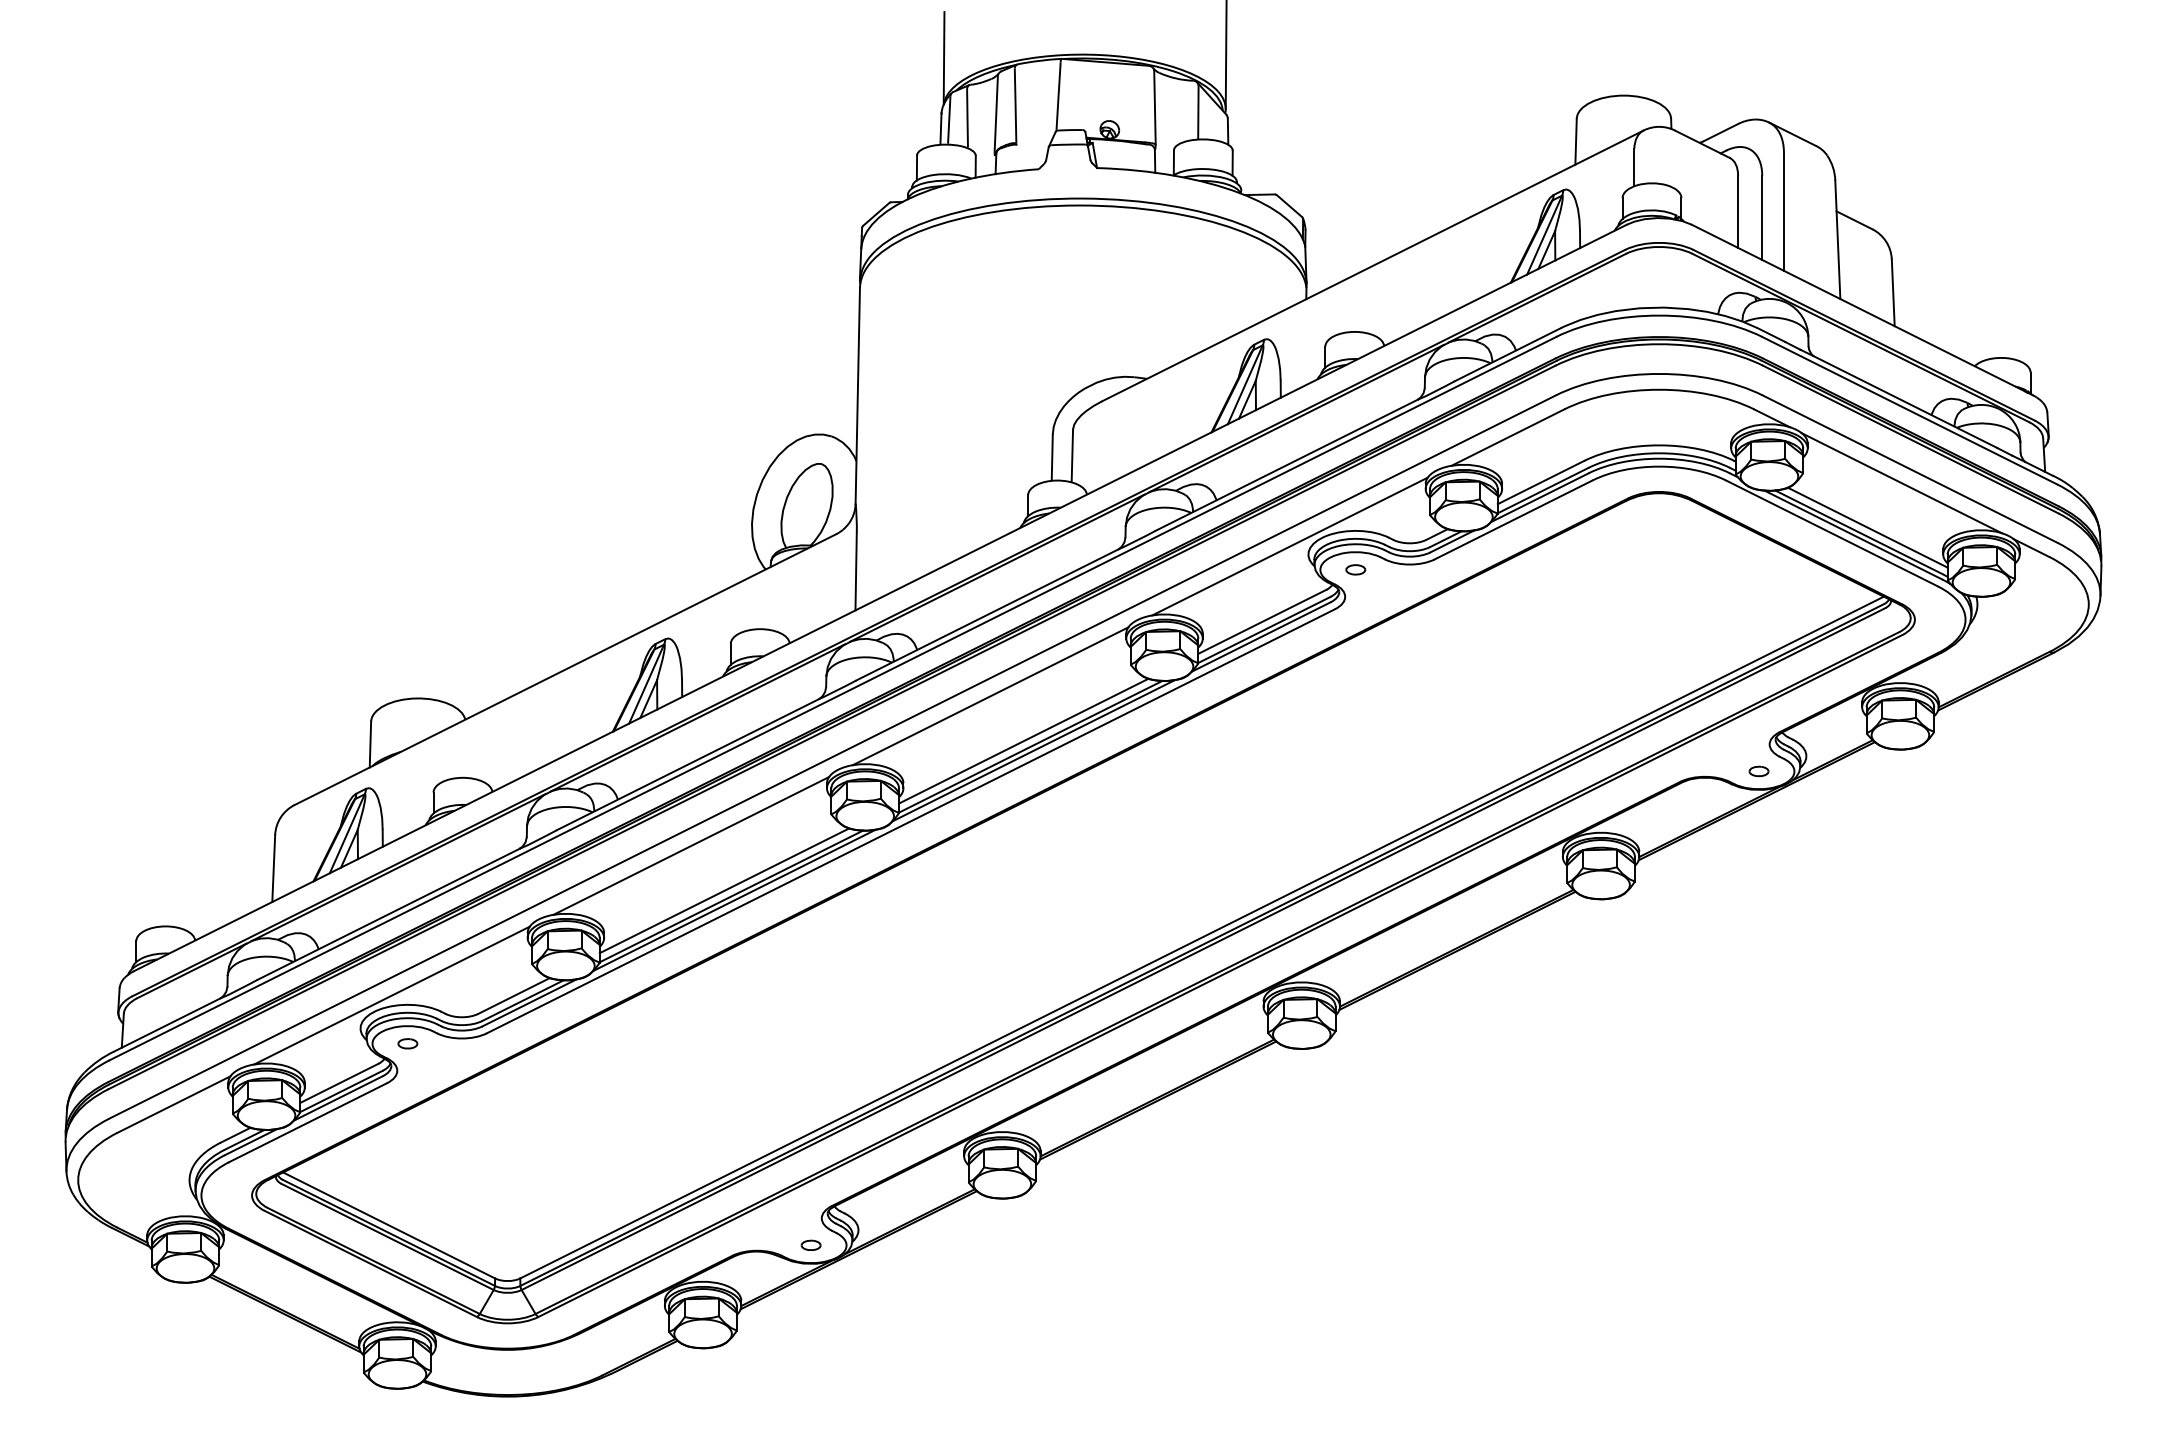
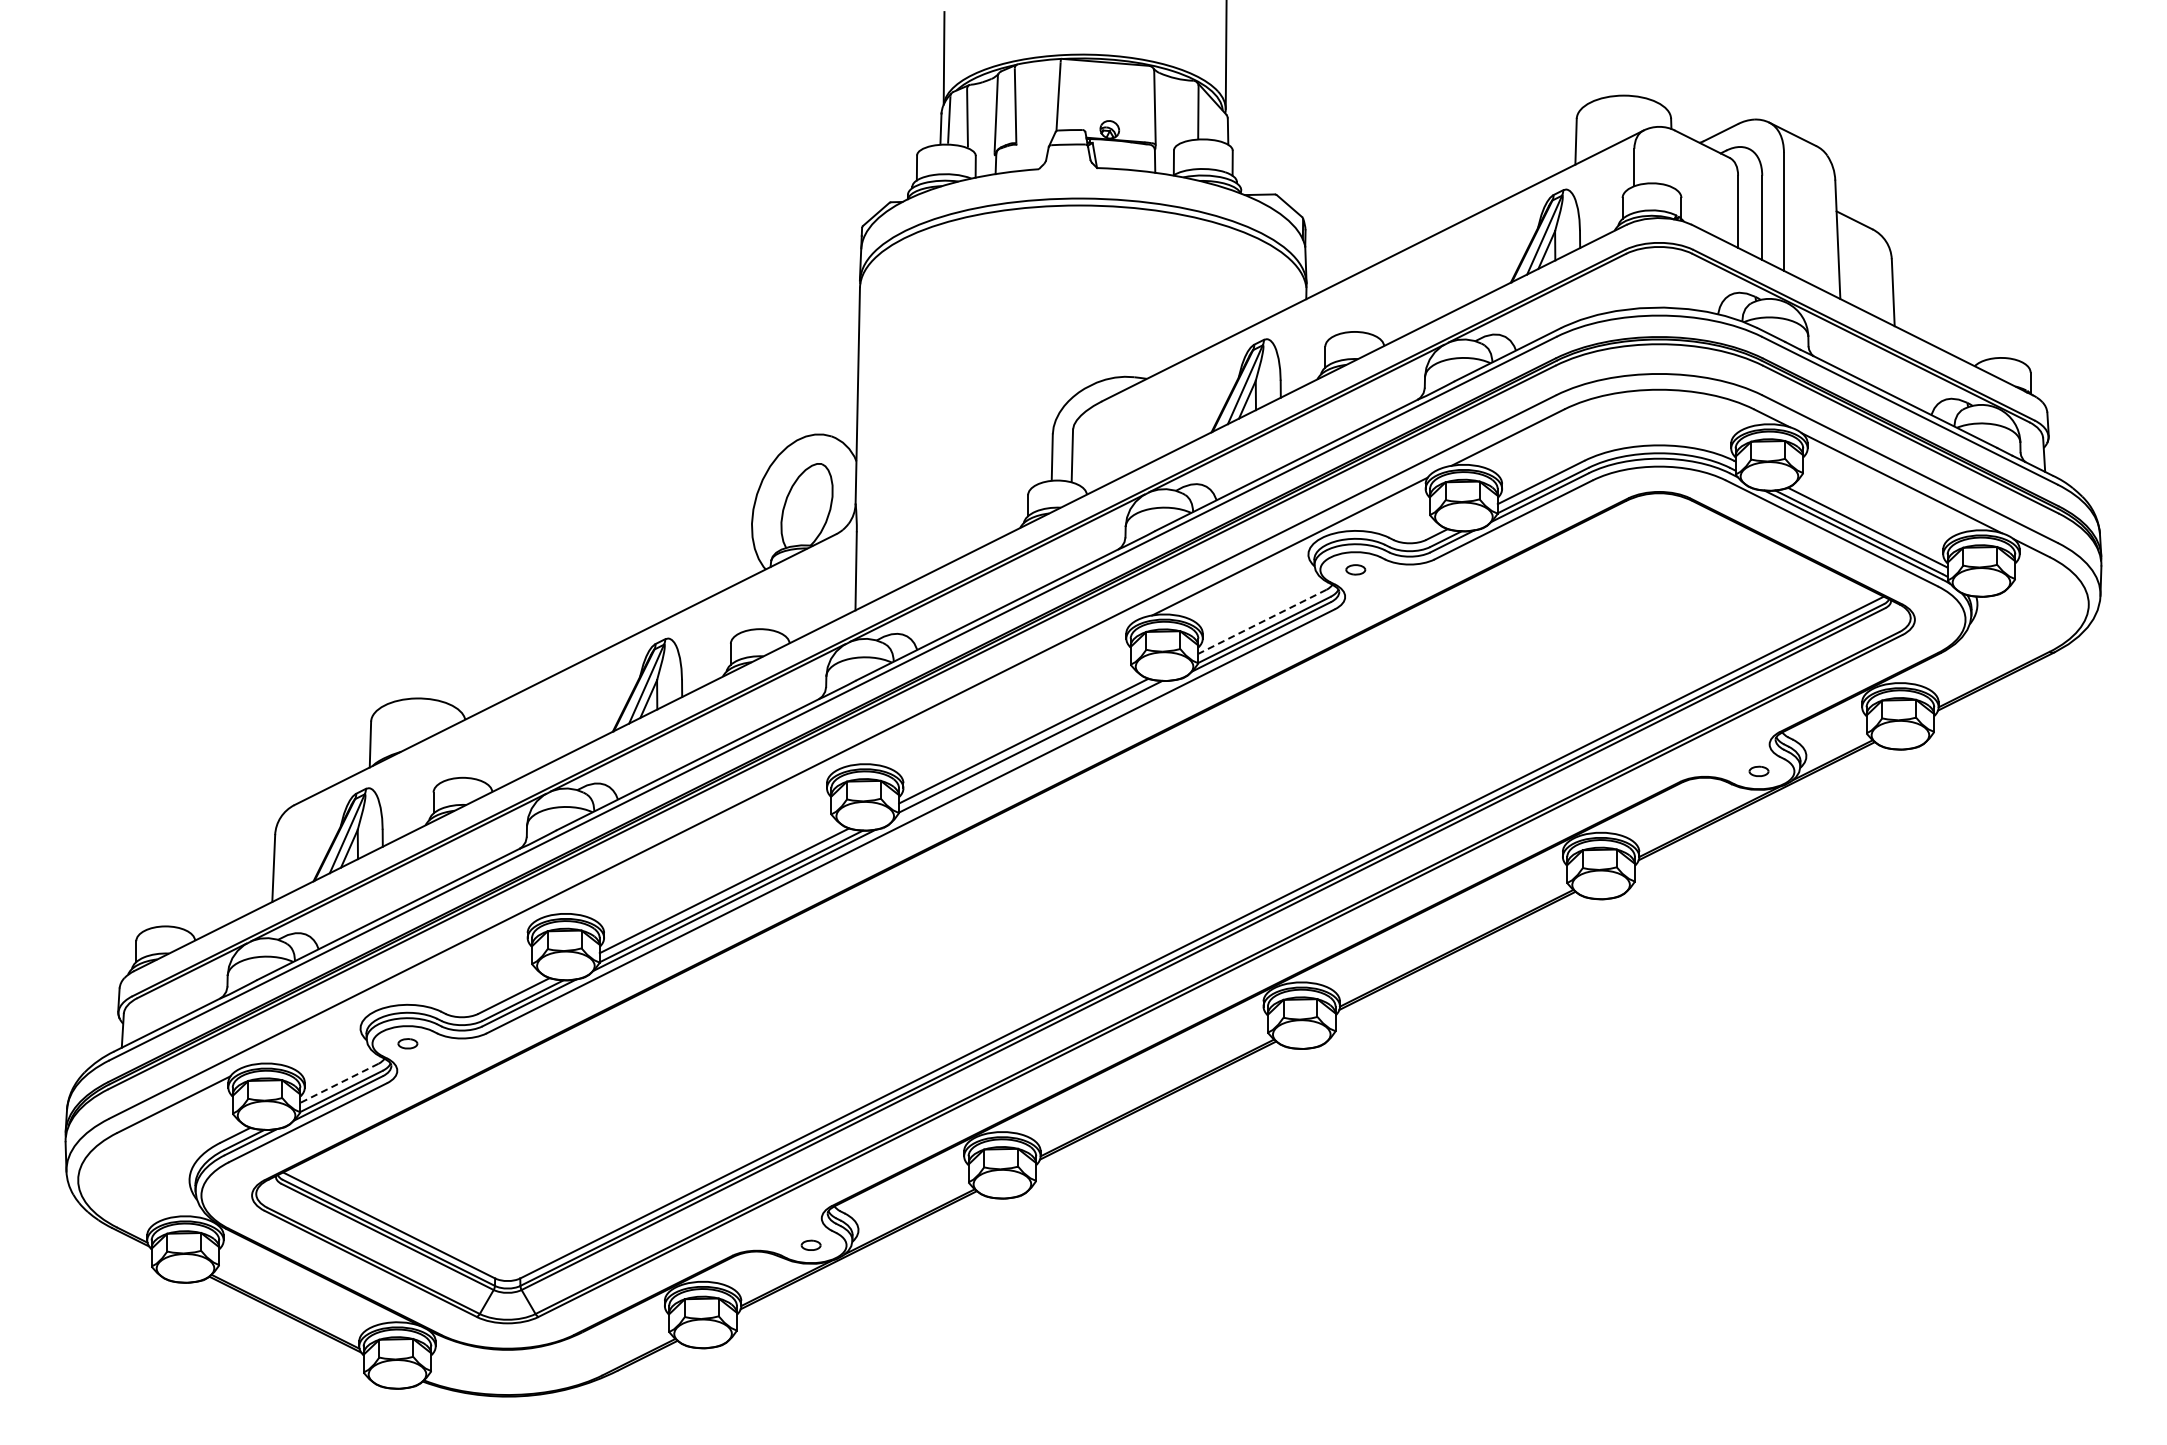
line: solid -> dashed (1262, 621)
line: present -> none (990, 696)
line: present -> none (1033, 750)
line: present -> none (691, 845)
line: present -> none (391, 995)
line: solid -> dashed (339, 1083)
